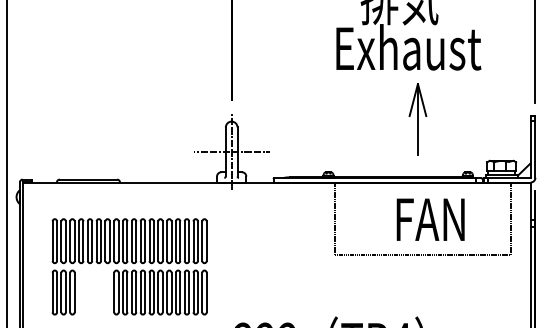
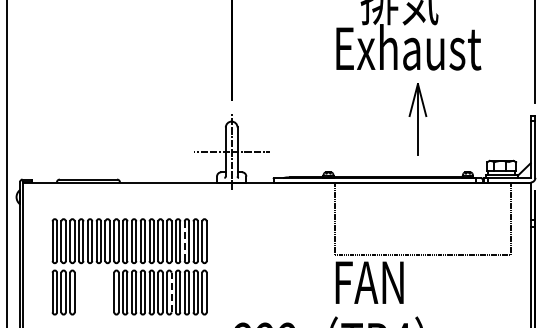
text position: (430, 219) -> (369, 282) (369, 282)
line: solid -> dashed (184, 241)
line: solid -> dashed (171, 292)
